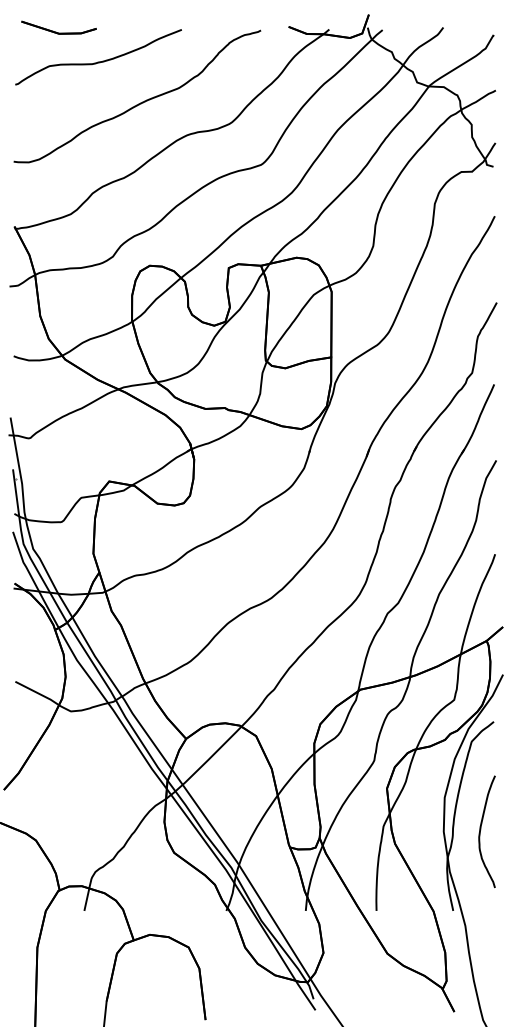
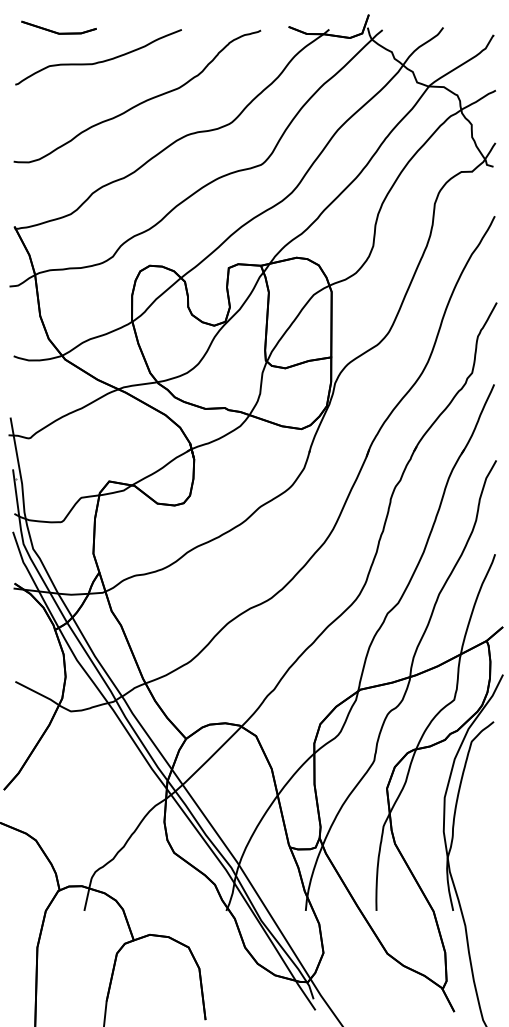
curve: present -> none (481, 829)
